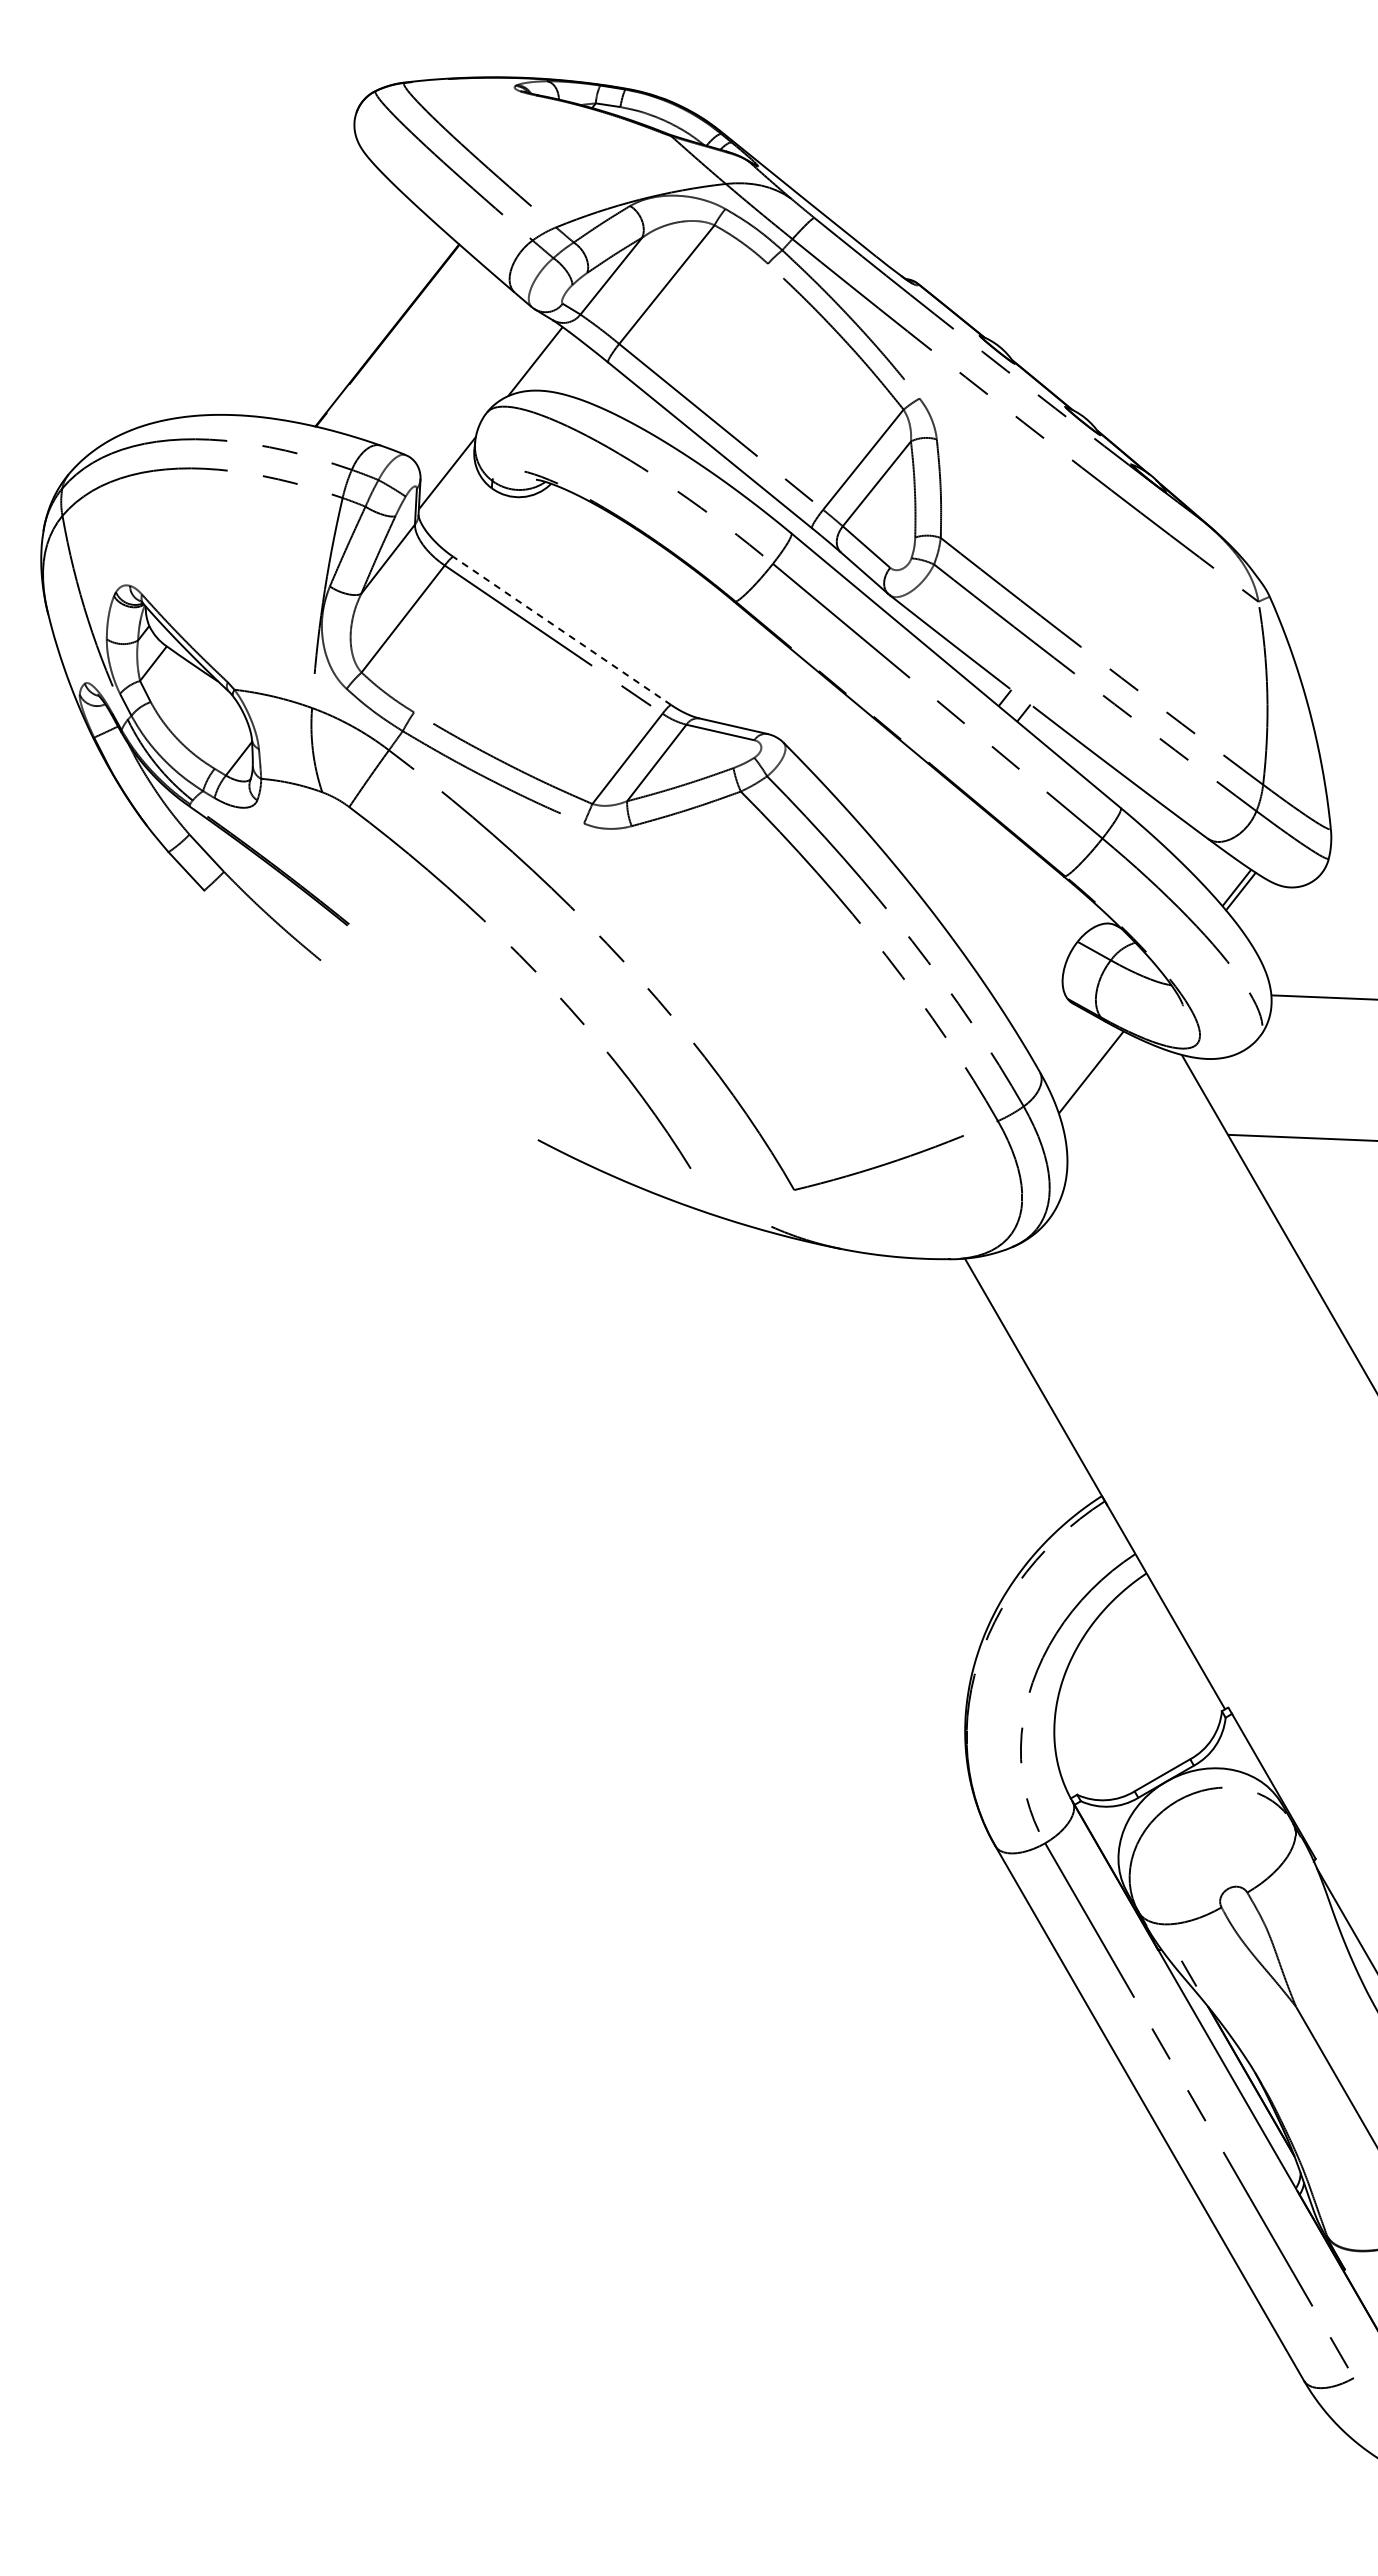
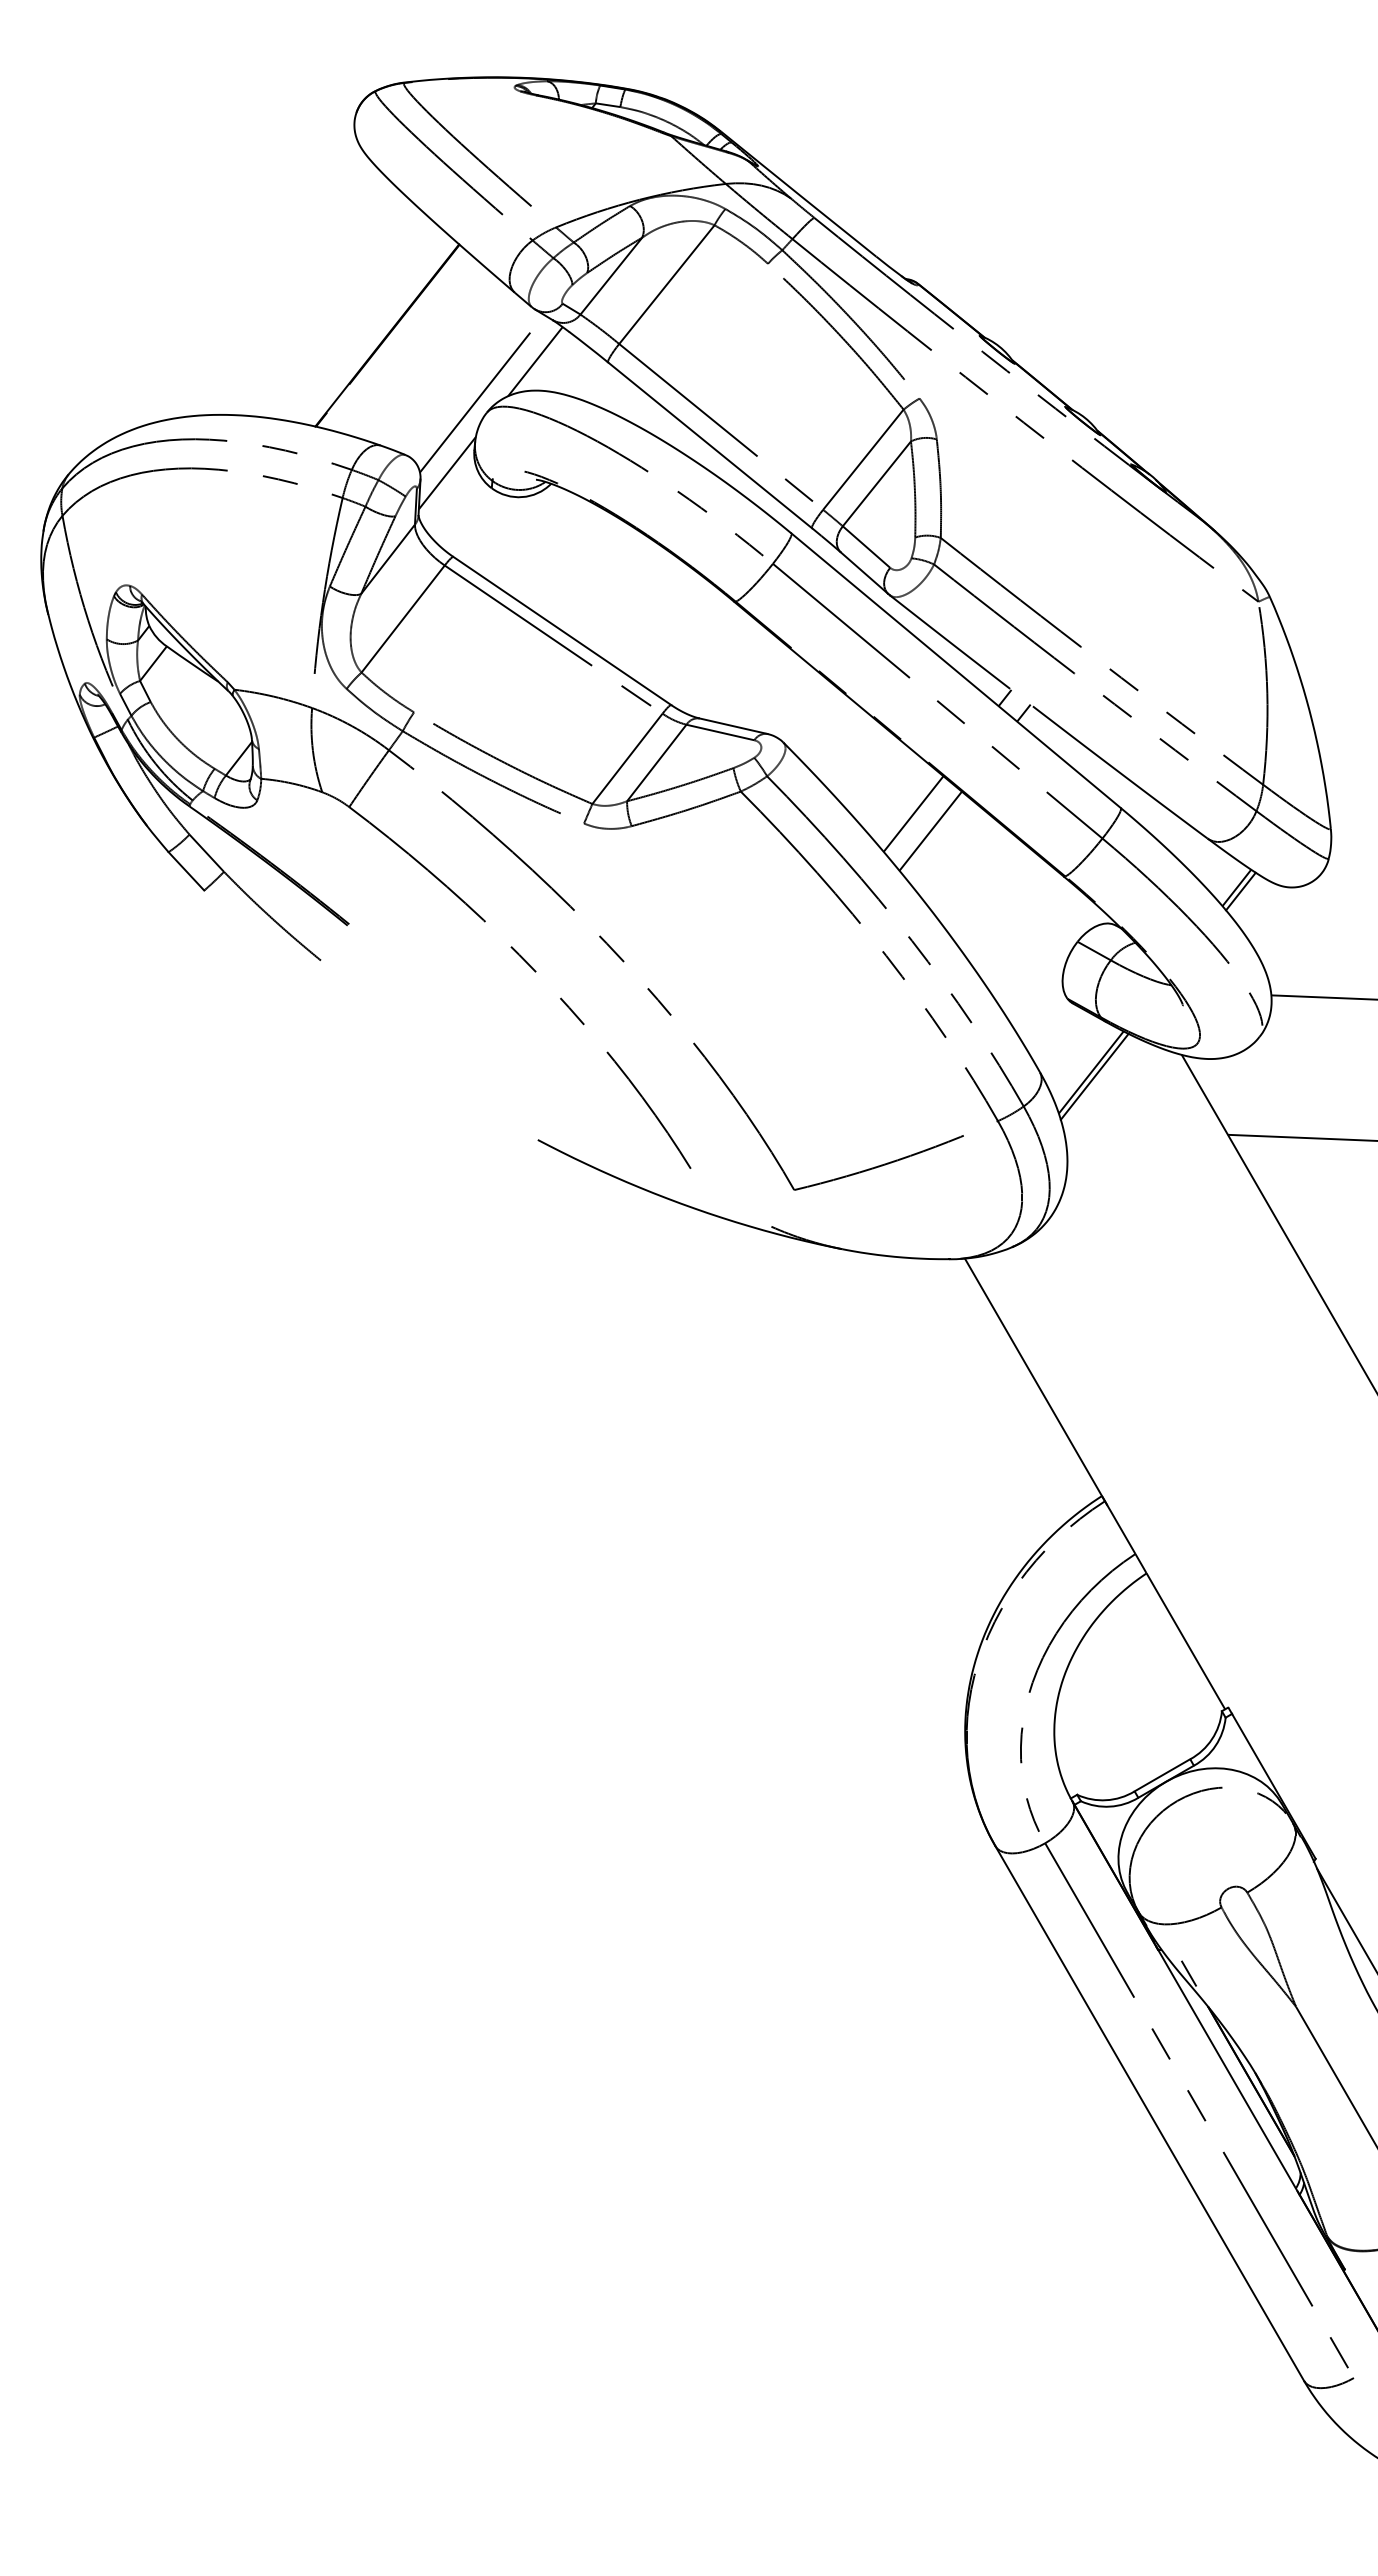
line: none -> present (481, 393)
line: dashed -> solid (562, 631)
line: none -> present (913, 813)
line: none -> present (930, 830)
line: none -> present (1094, 1076)
